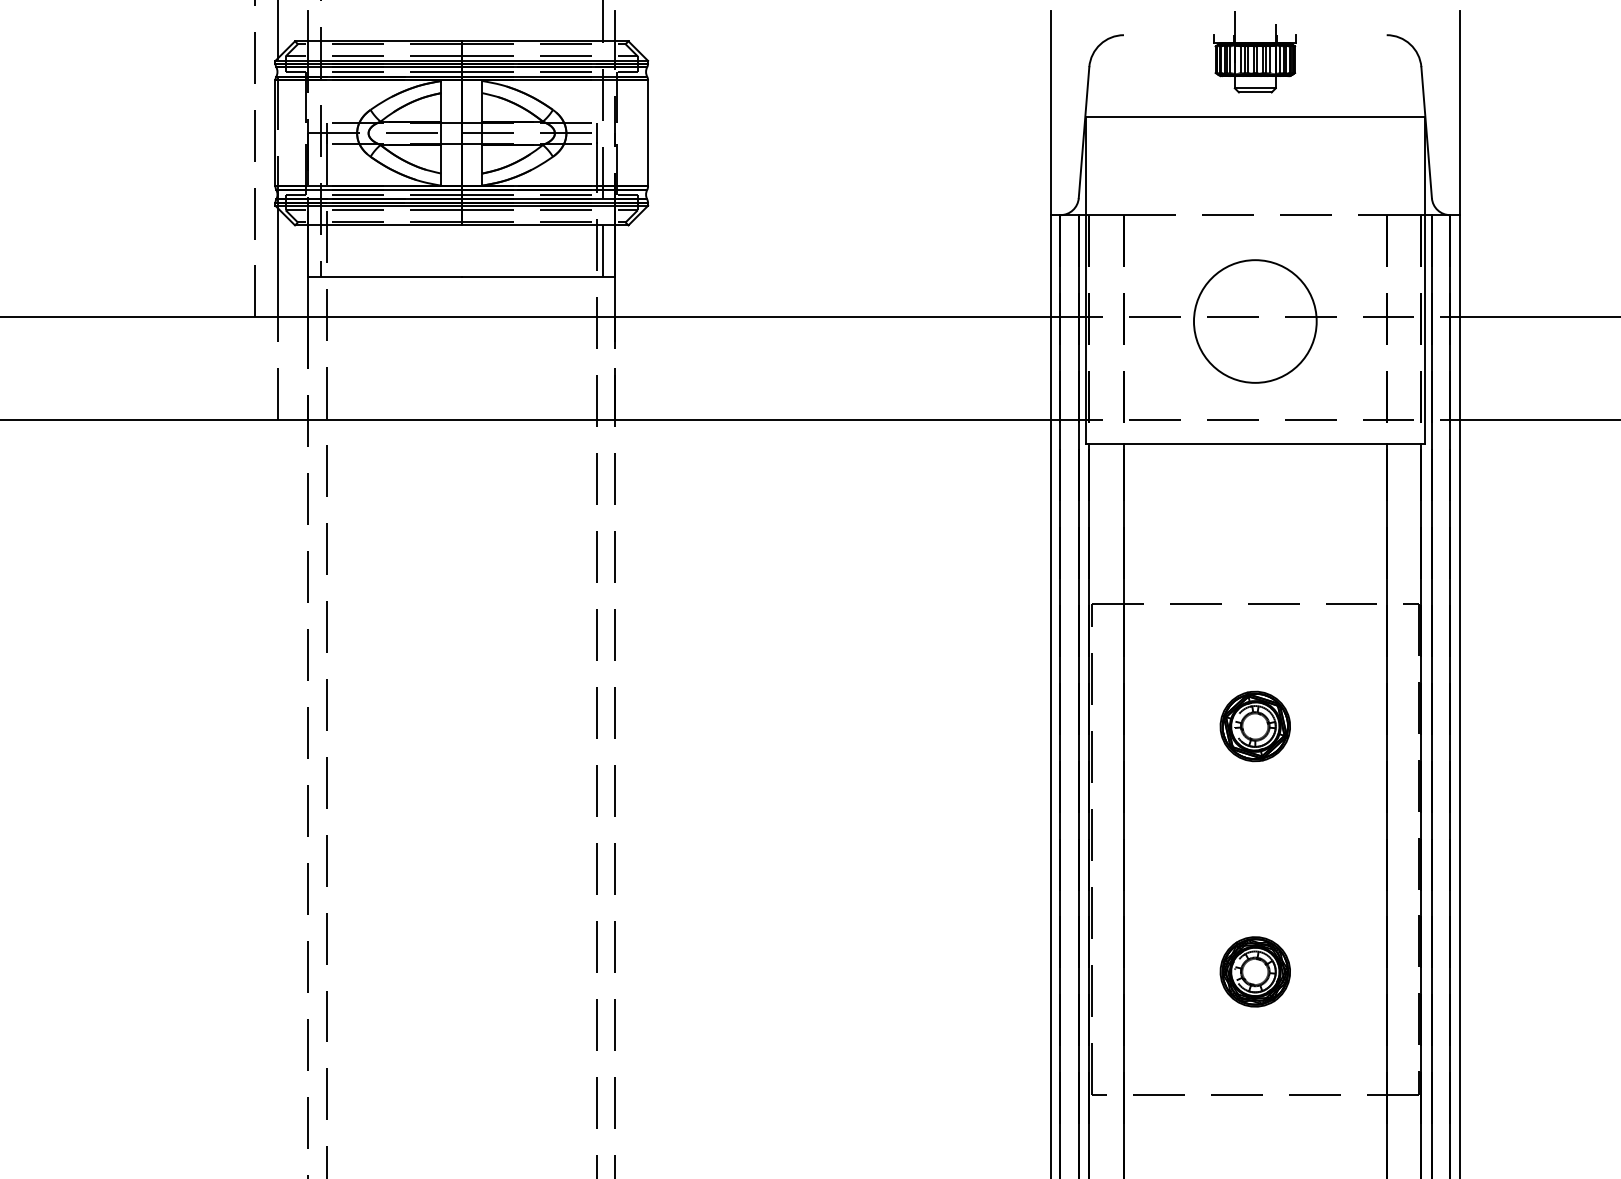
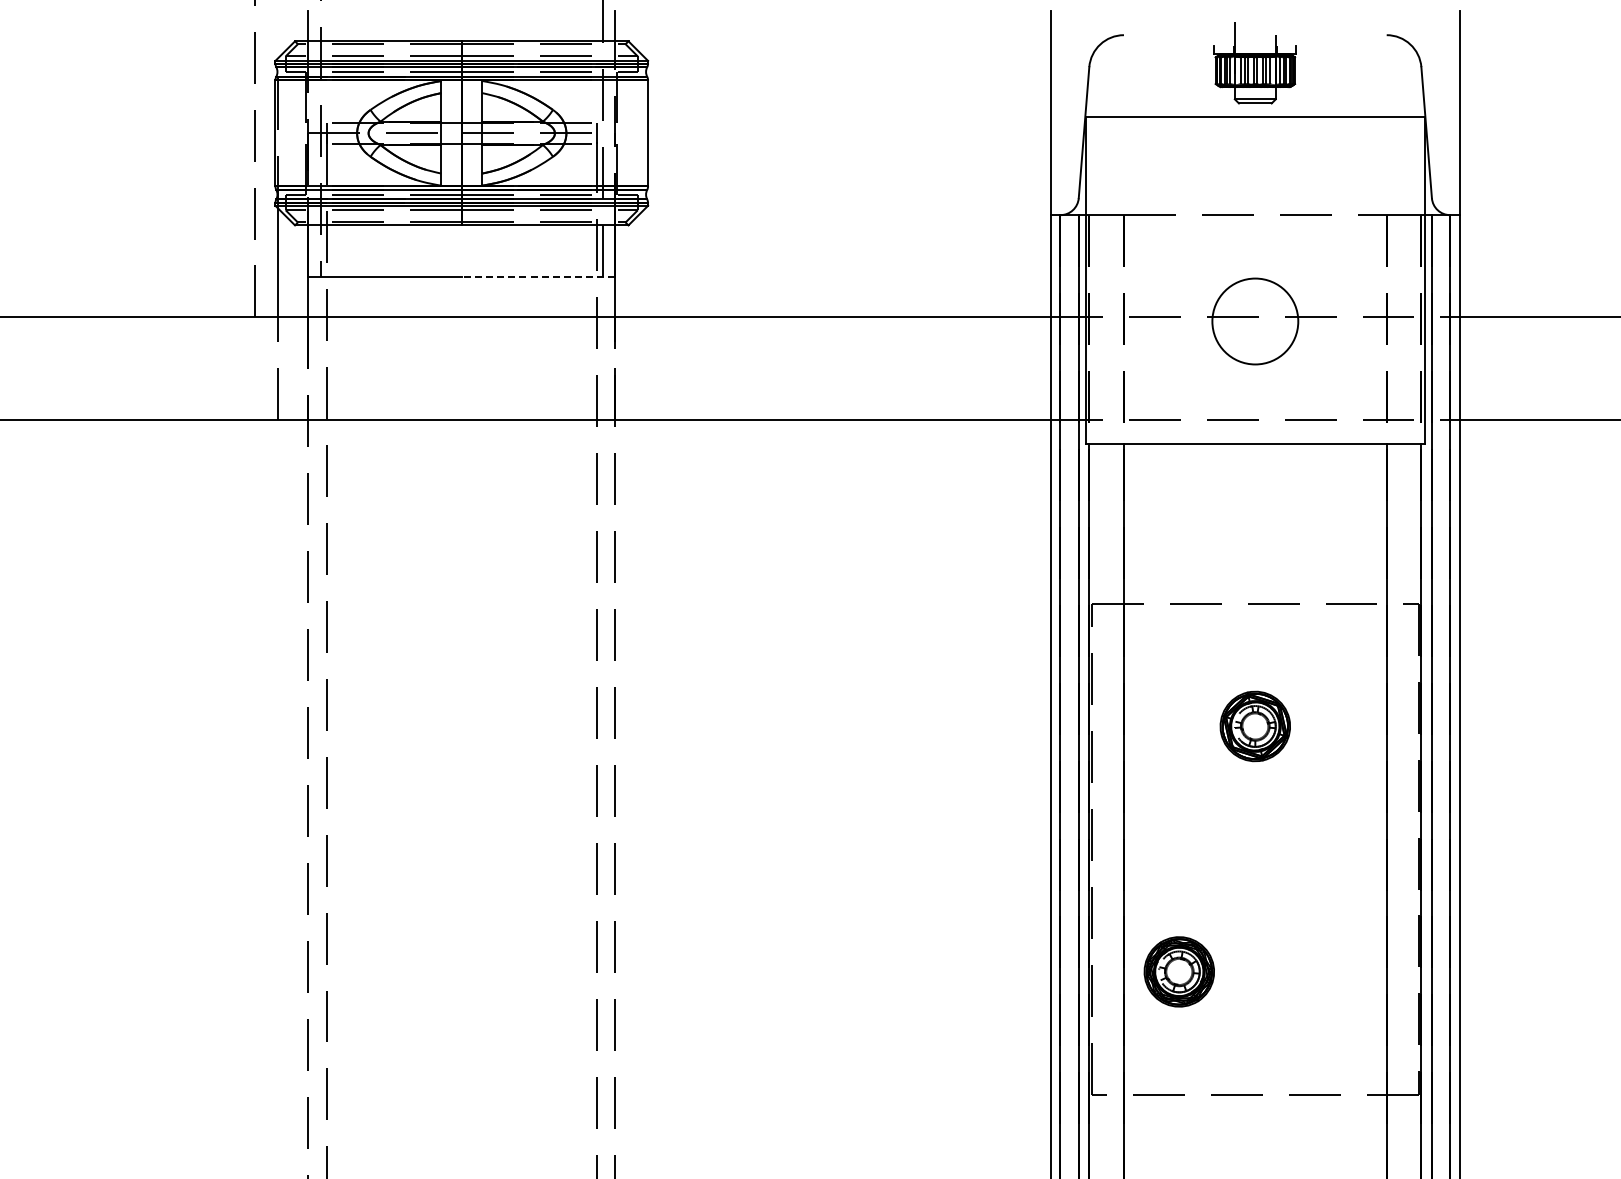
line: present -> none (277, 30)
part position: (1254, 52) -> (1254, 63) (1254, 63)
line: solid -> dashed (538, 276)
circle diameter: 123 px -> 86 px (1255, 321)
part position: (1254, 971) -> (1178, 971) (1178, 971)
